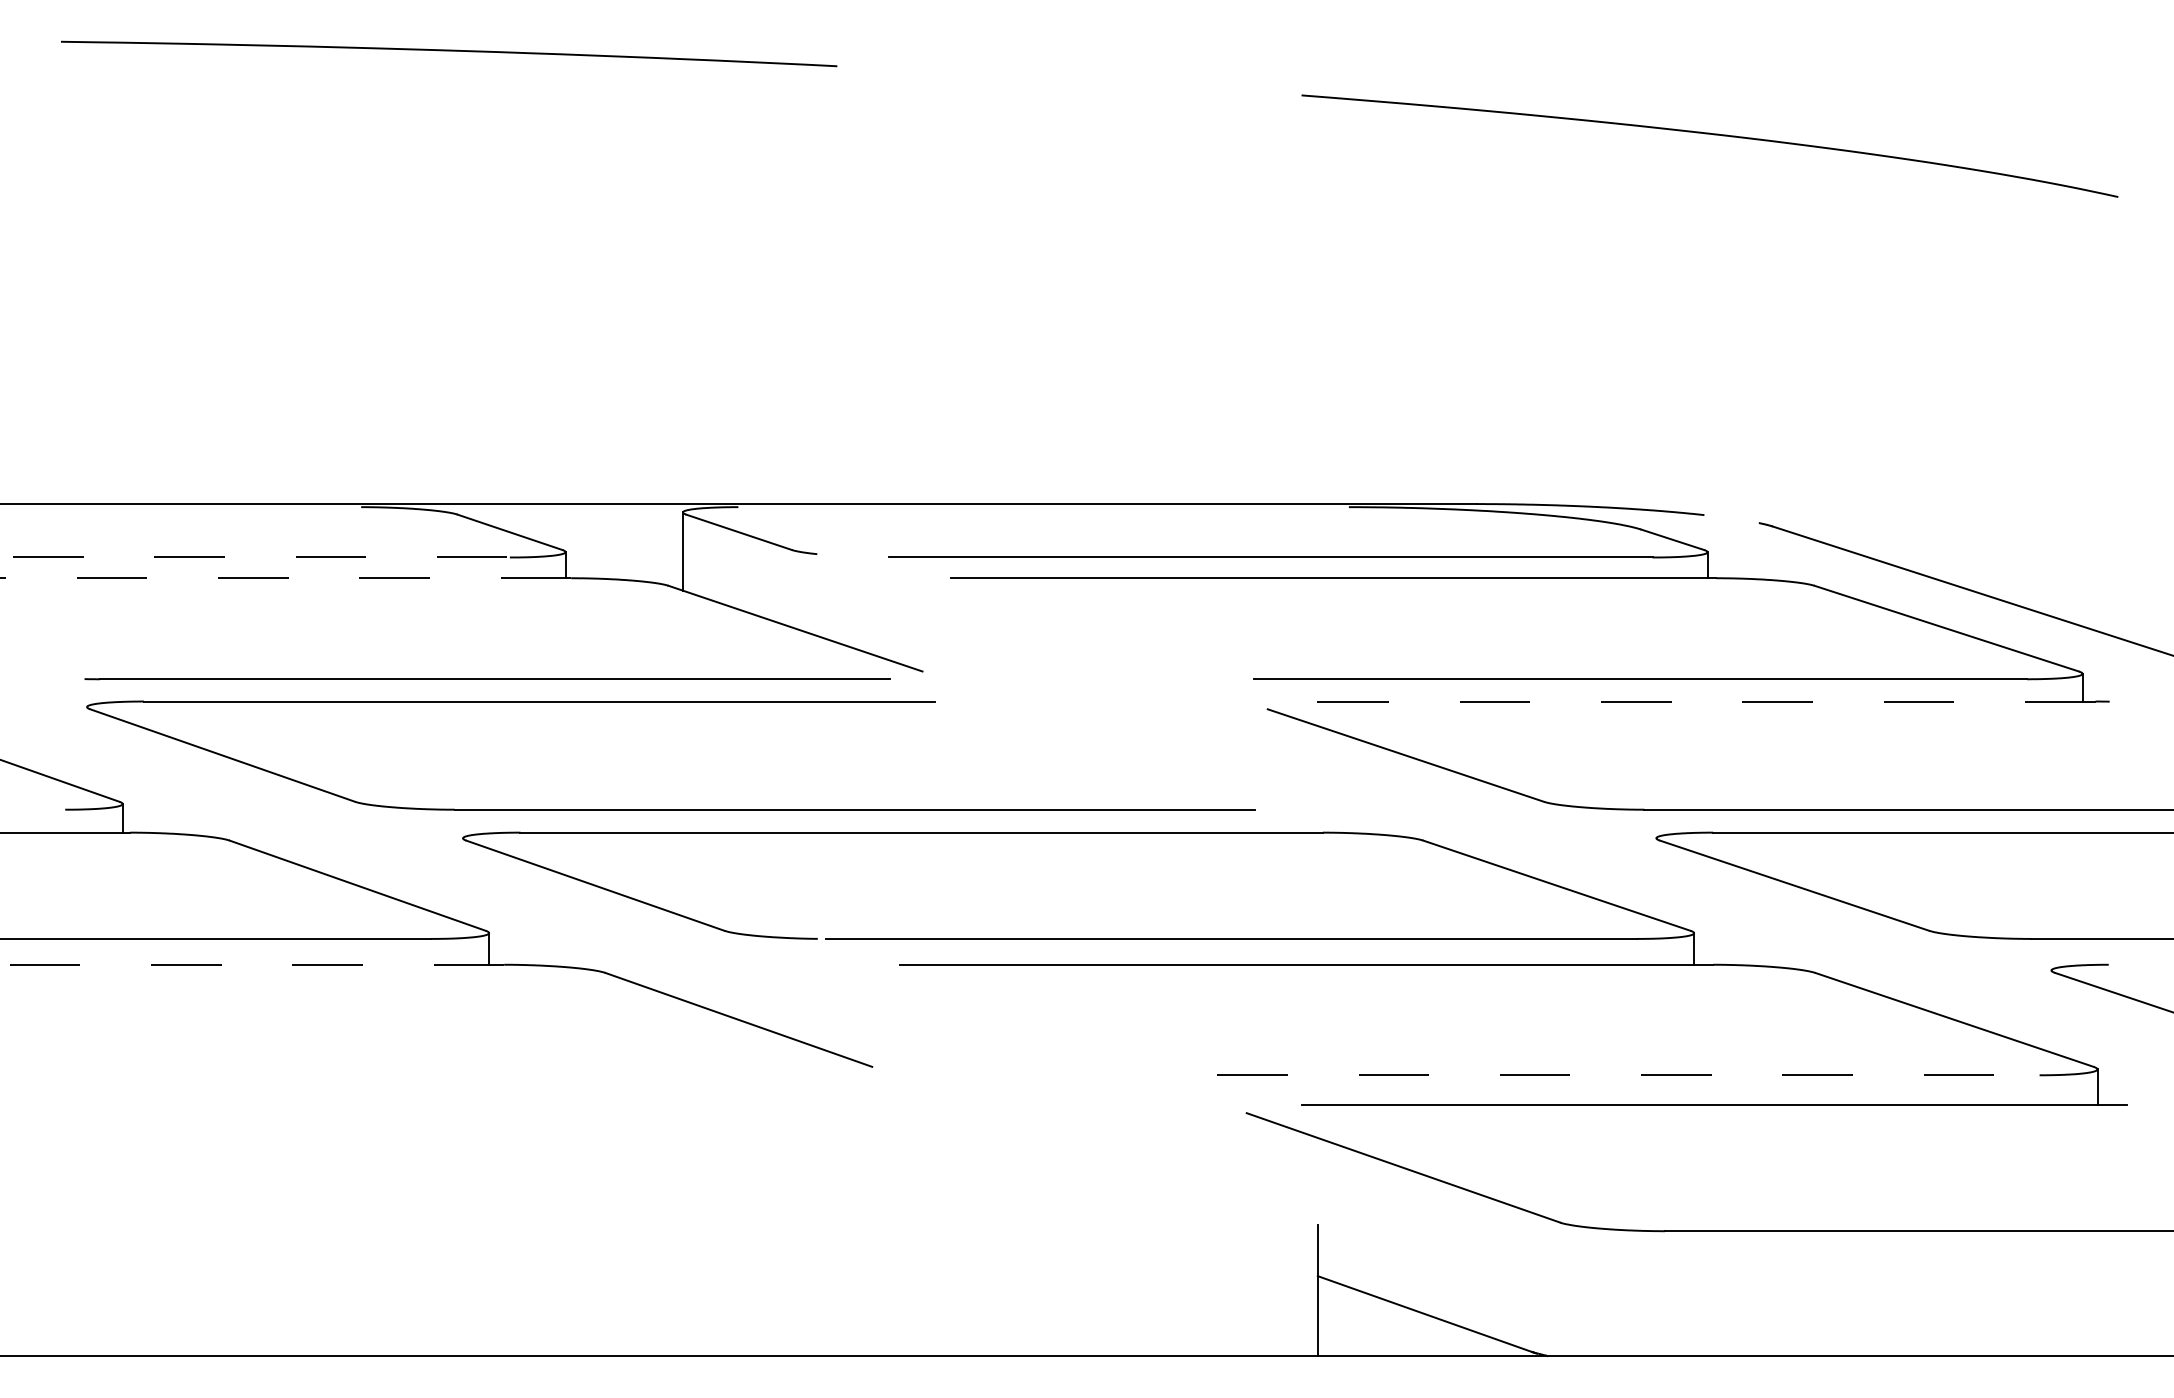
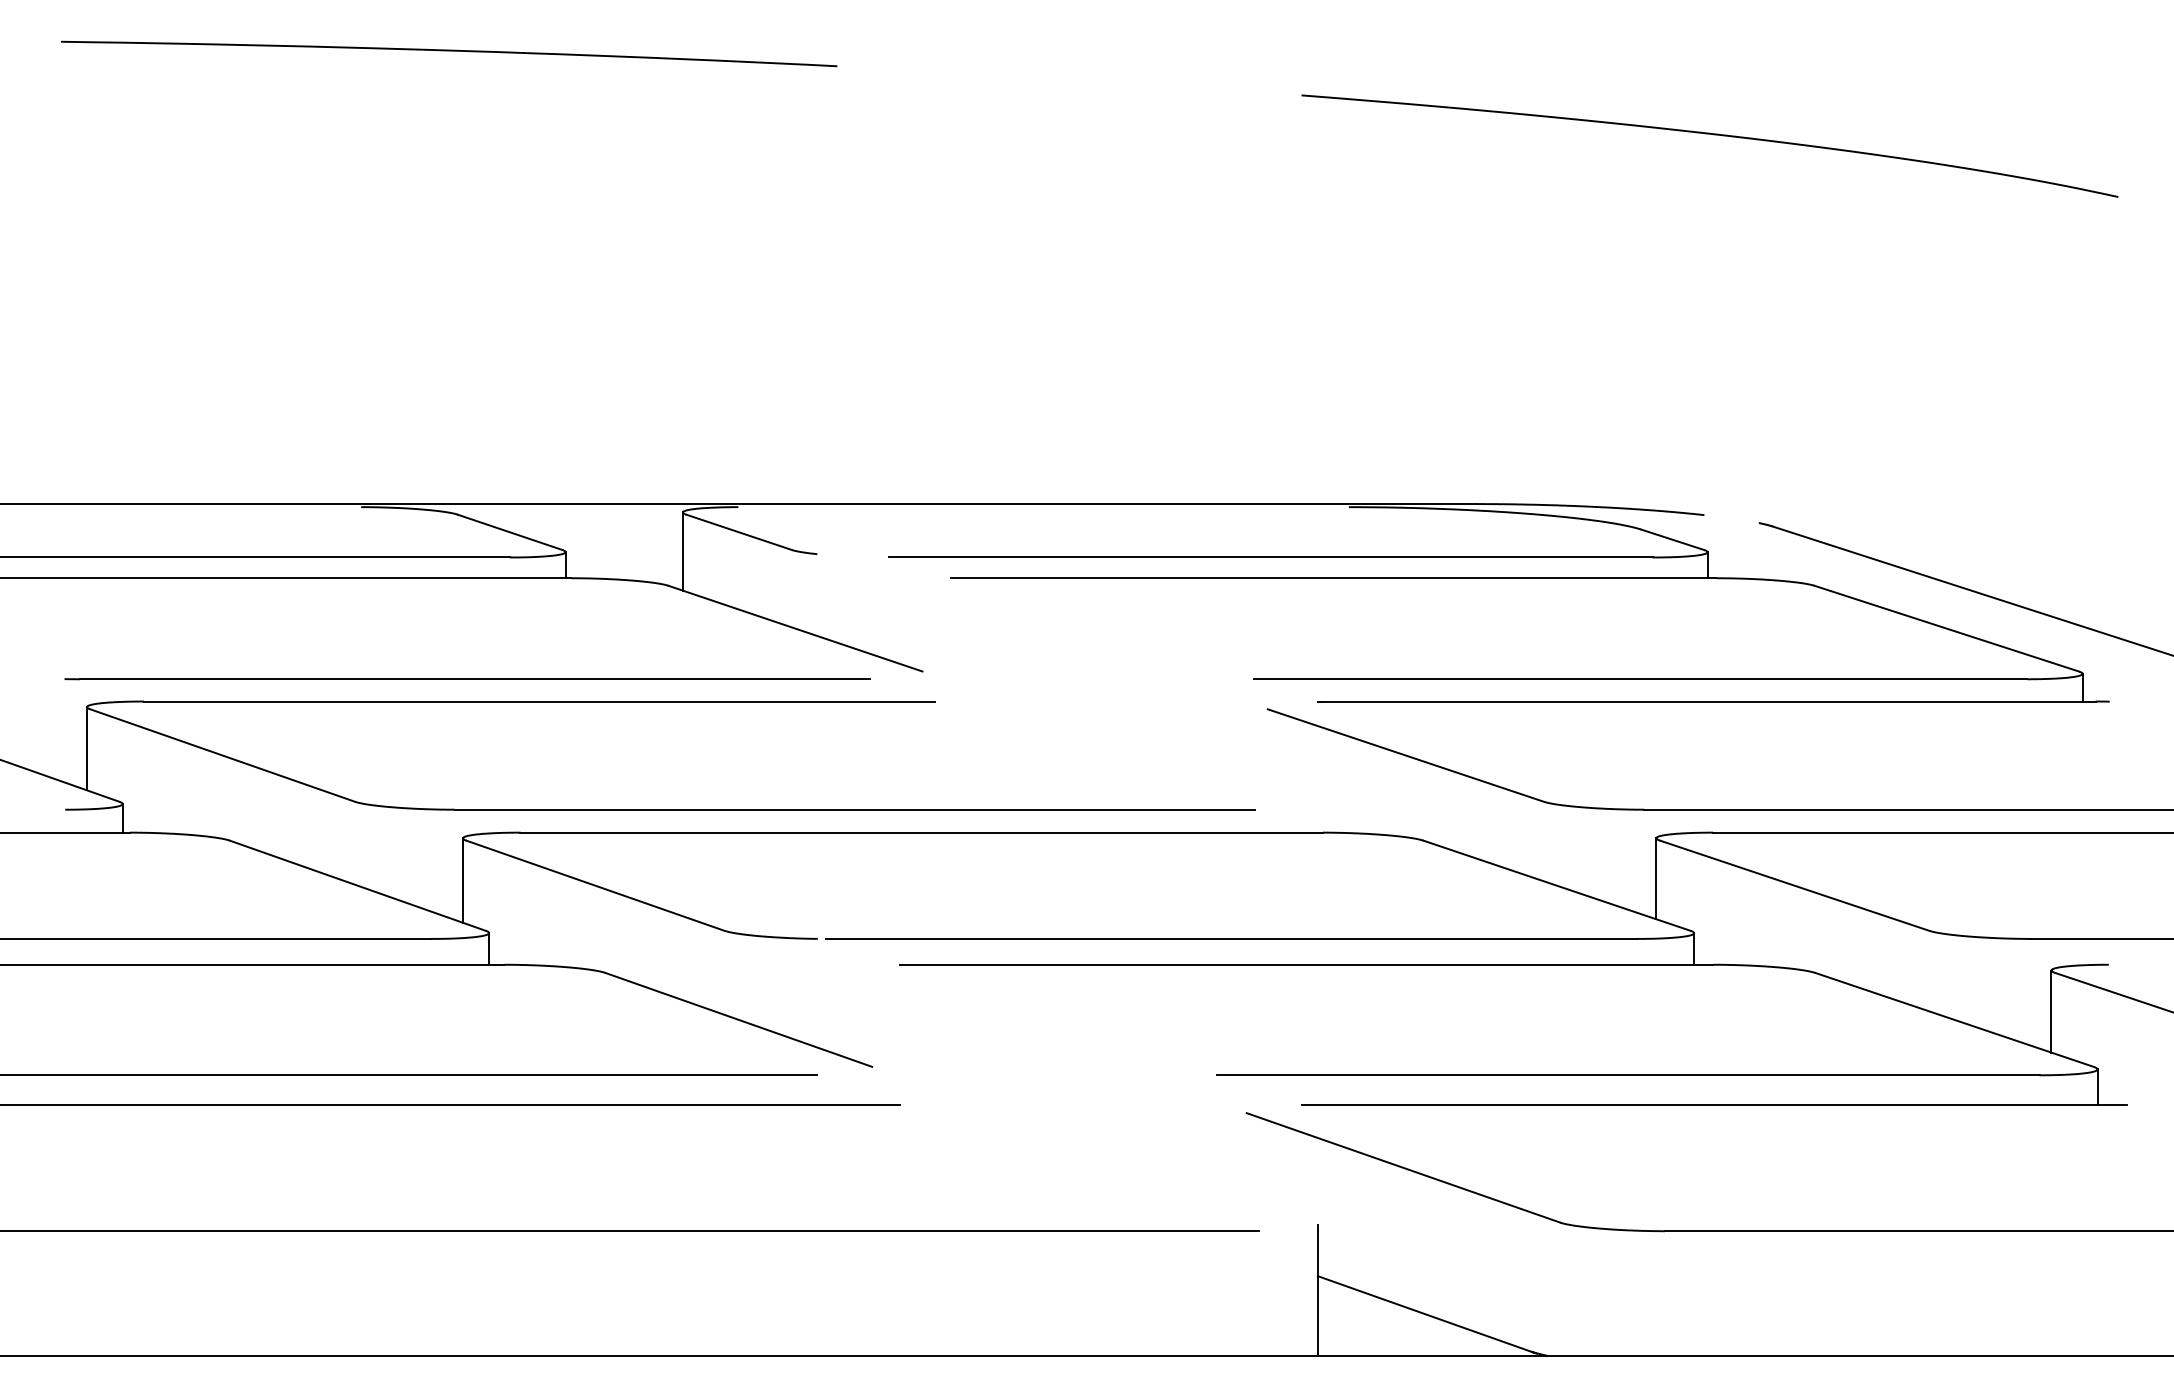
line: dashed -> solid (255, 557)
line: dashed -> solid (285, 578)
line position: (487, 679) -> (467, 679) (467, 679)
line: dashed -> solid (1708, 701)
line: none -> present (87, 748)
line: none -> present (1656, 878)
line: none -> present (463, 880)
line: dashed -> solid (252, 964)
line: none -> present (2051, 1011)
line: none -> present (409, 1075)
line: dashed -> solid (1628, 1075)
line: none -> present (451, 1104)
line: none -> present (630, 1231)
